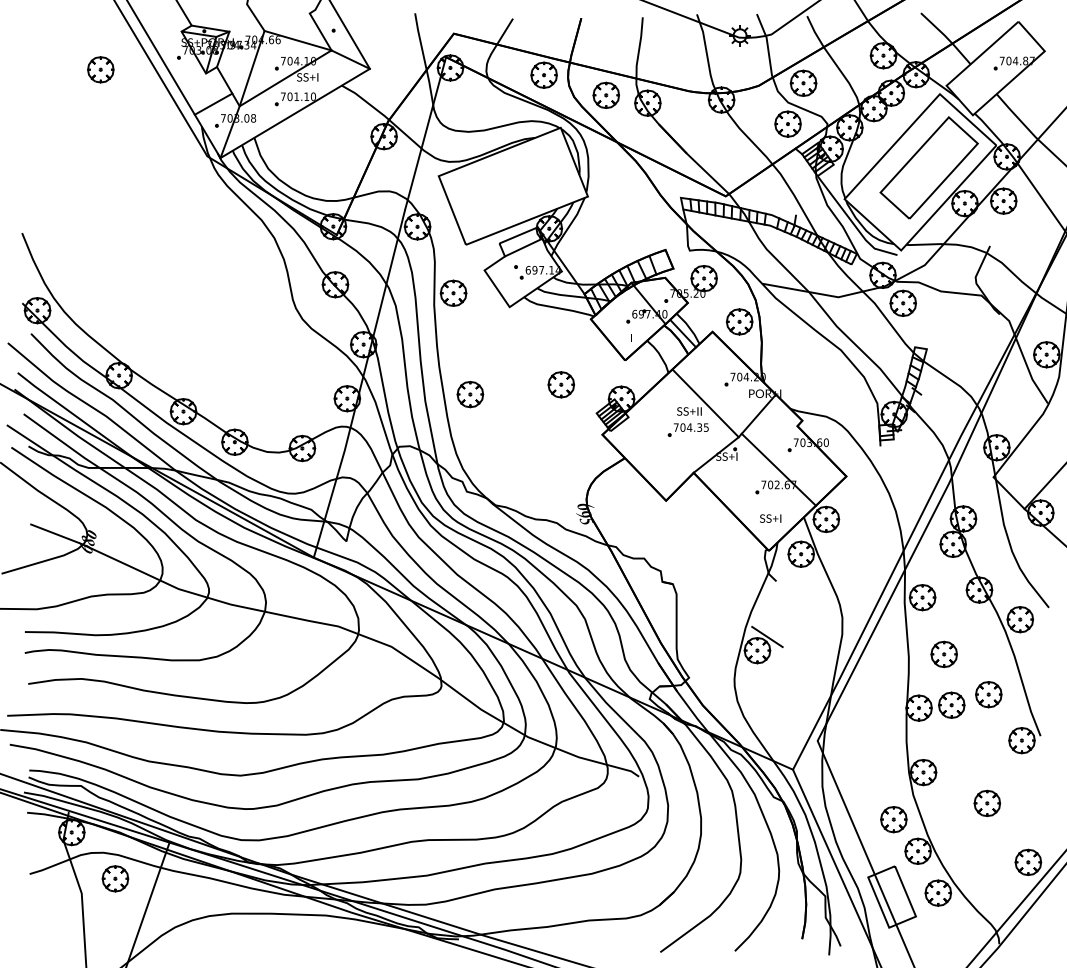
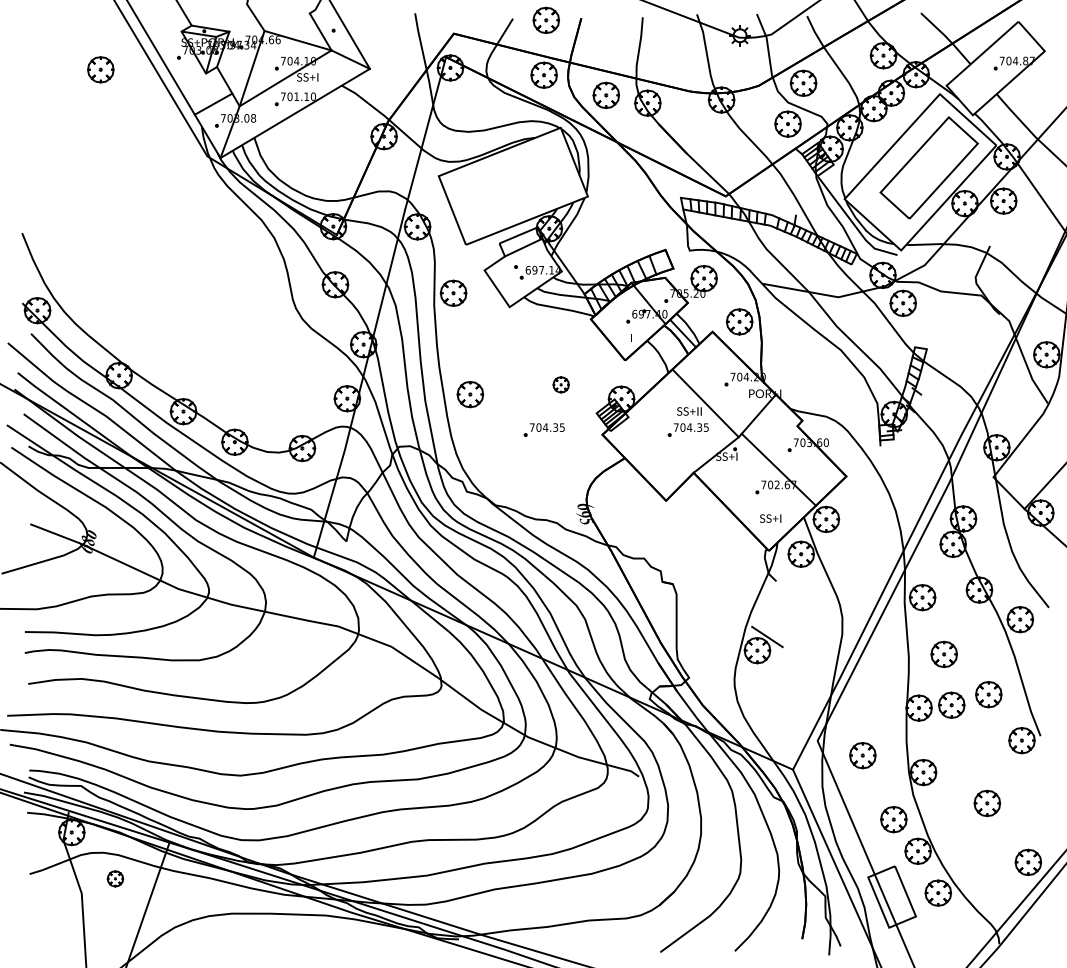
part: none -> present (545, 19)
part size: 28x28 px -> 18x18 px (560, 384)
part: none -> present (543, 429)
part: none -> present (862, 755)
part size: 29x28 px -> 19x18 px (115, 878)
